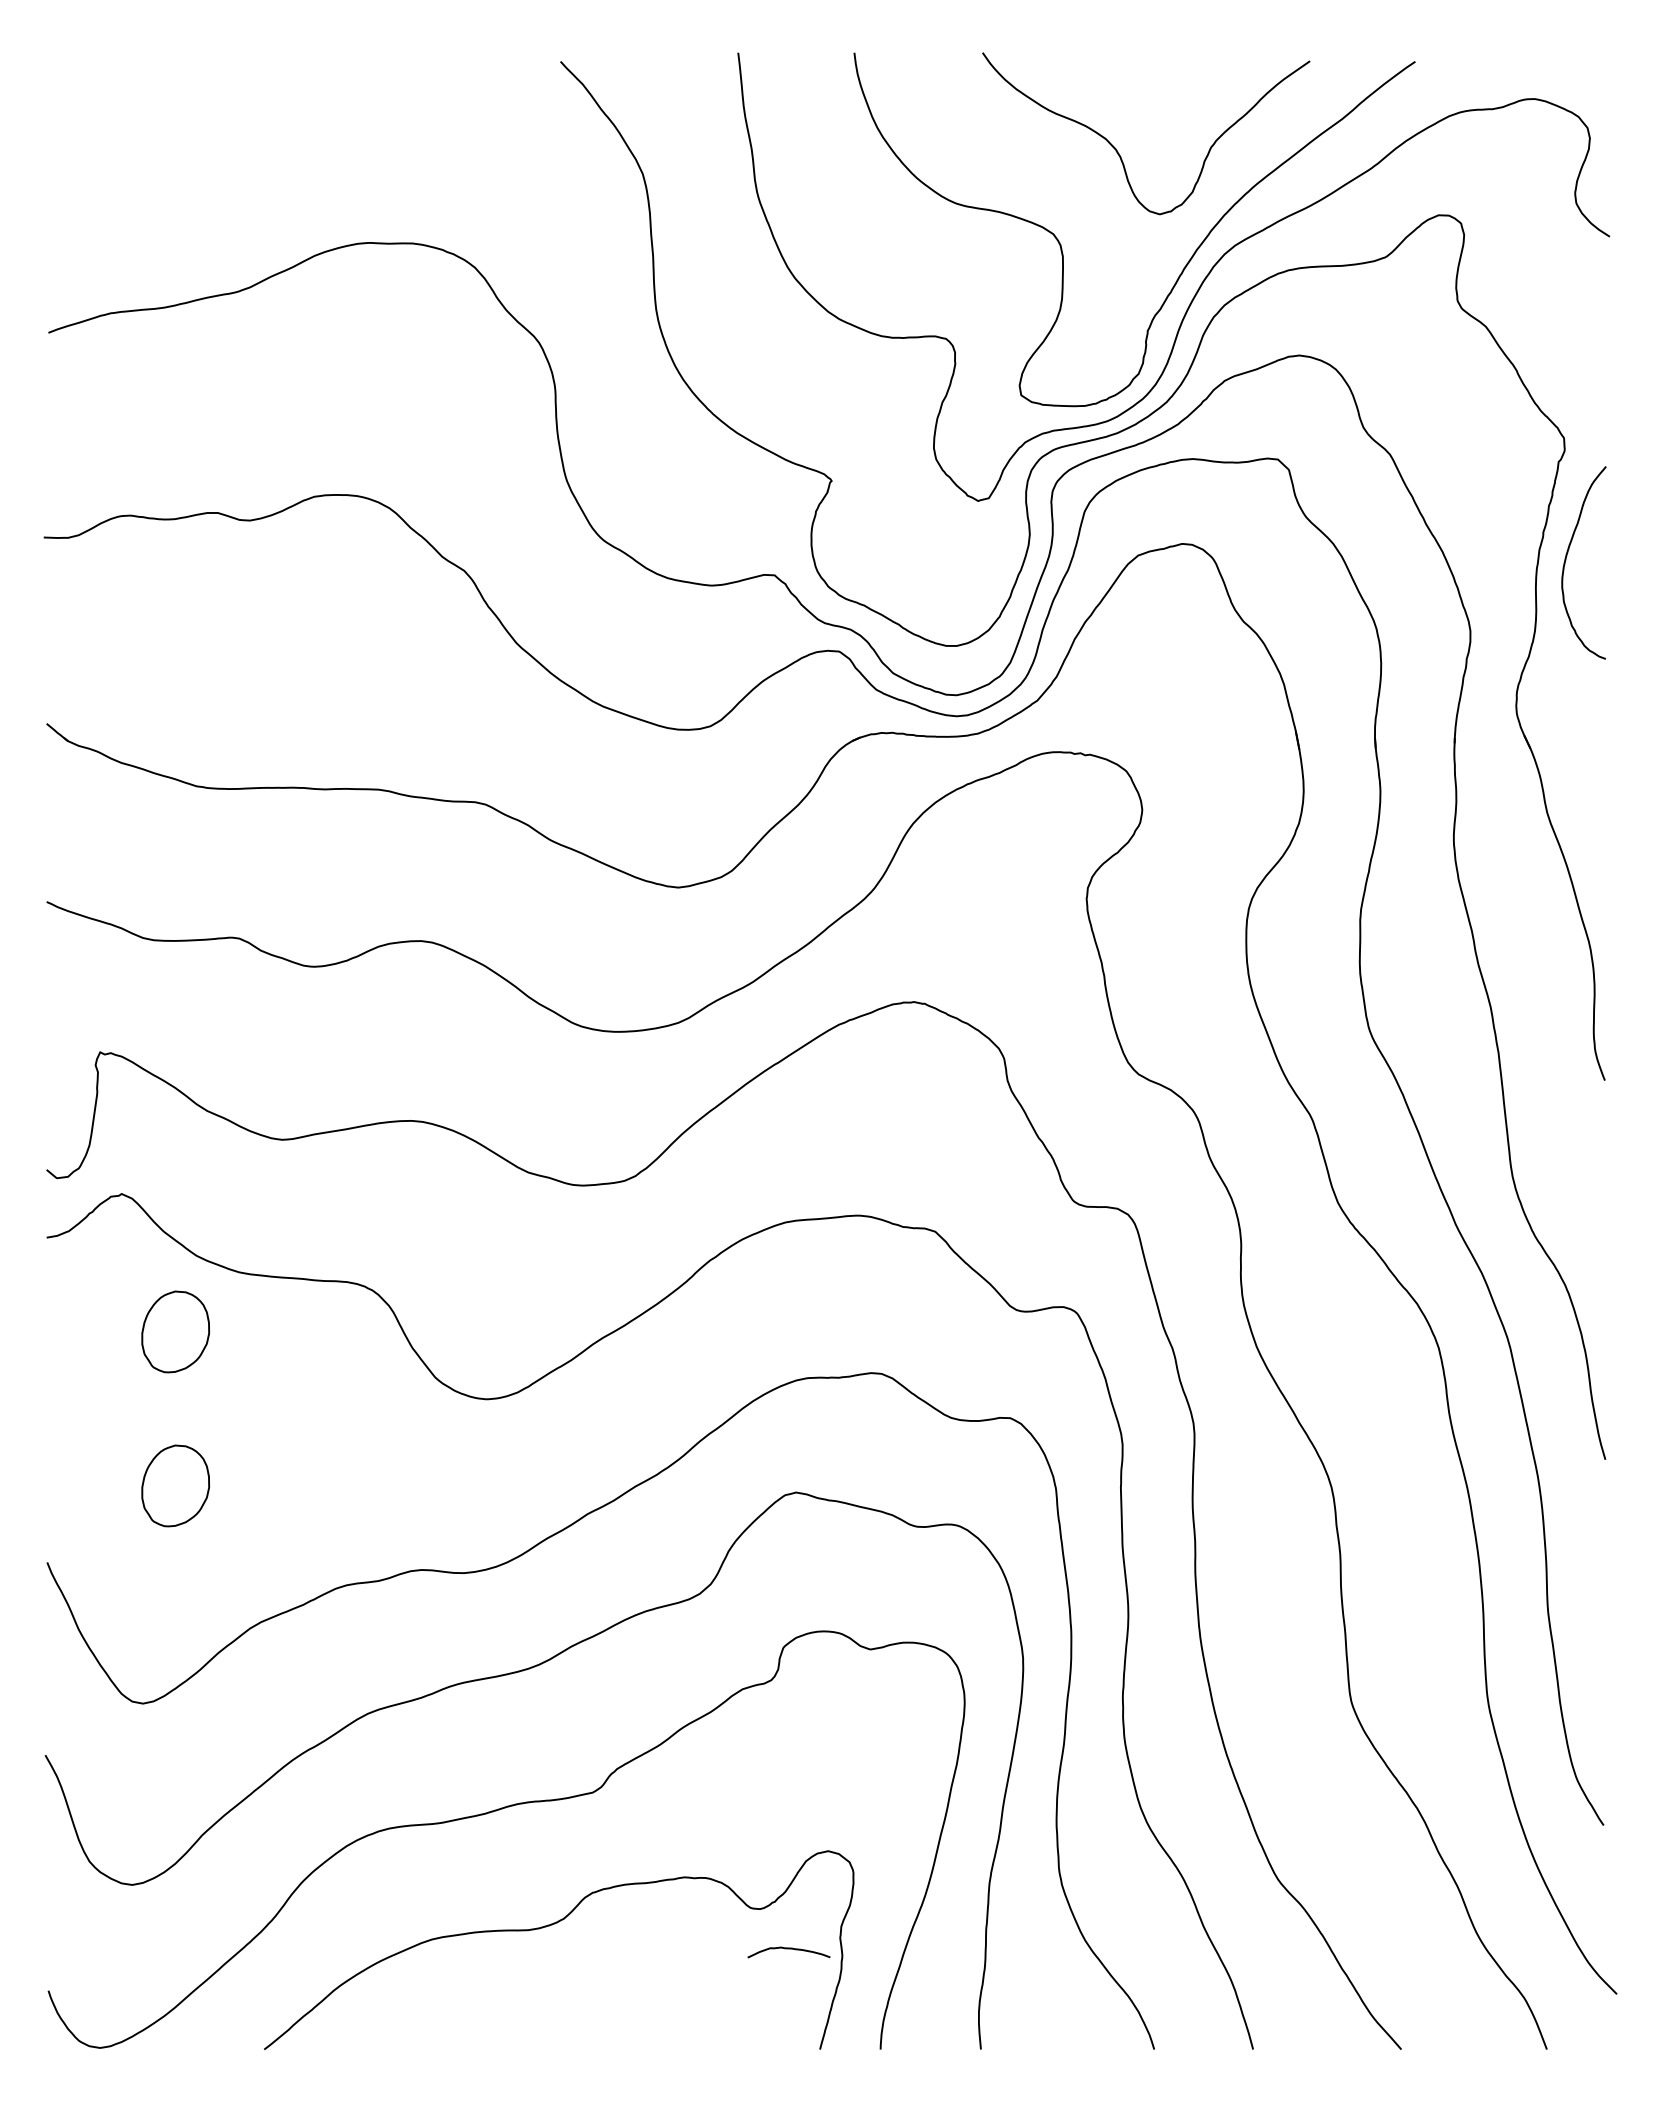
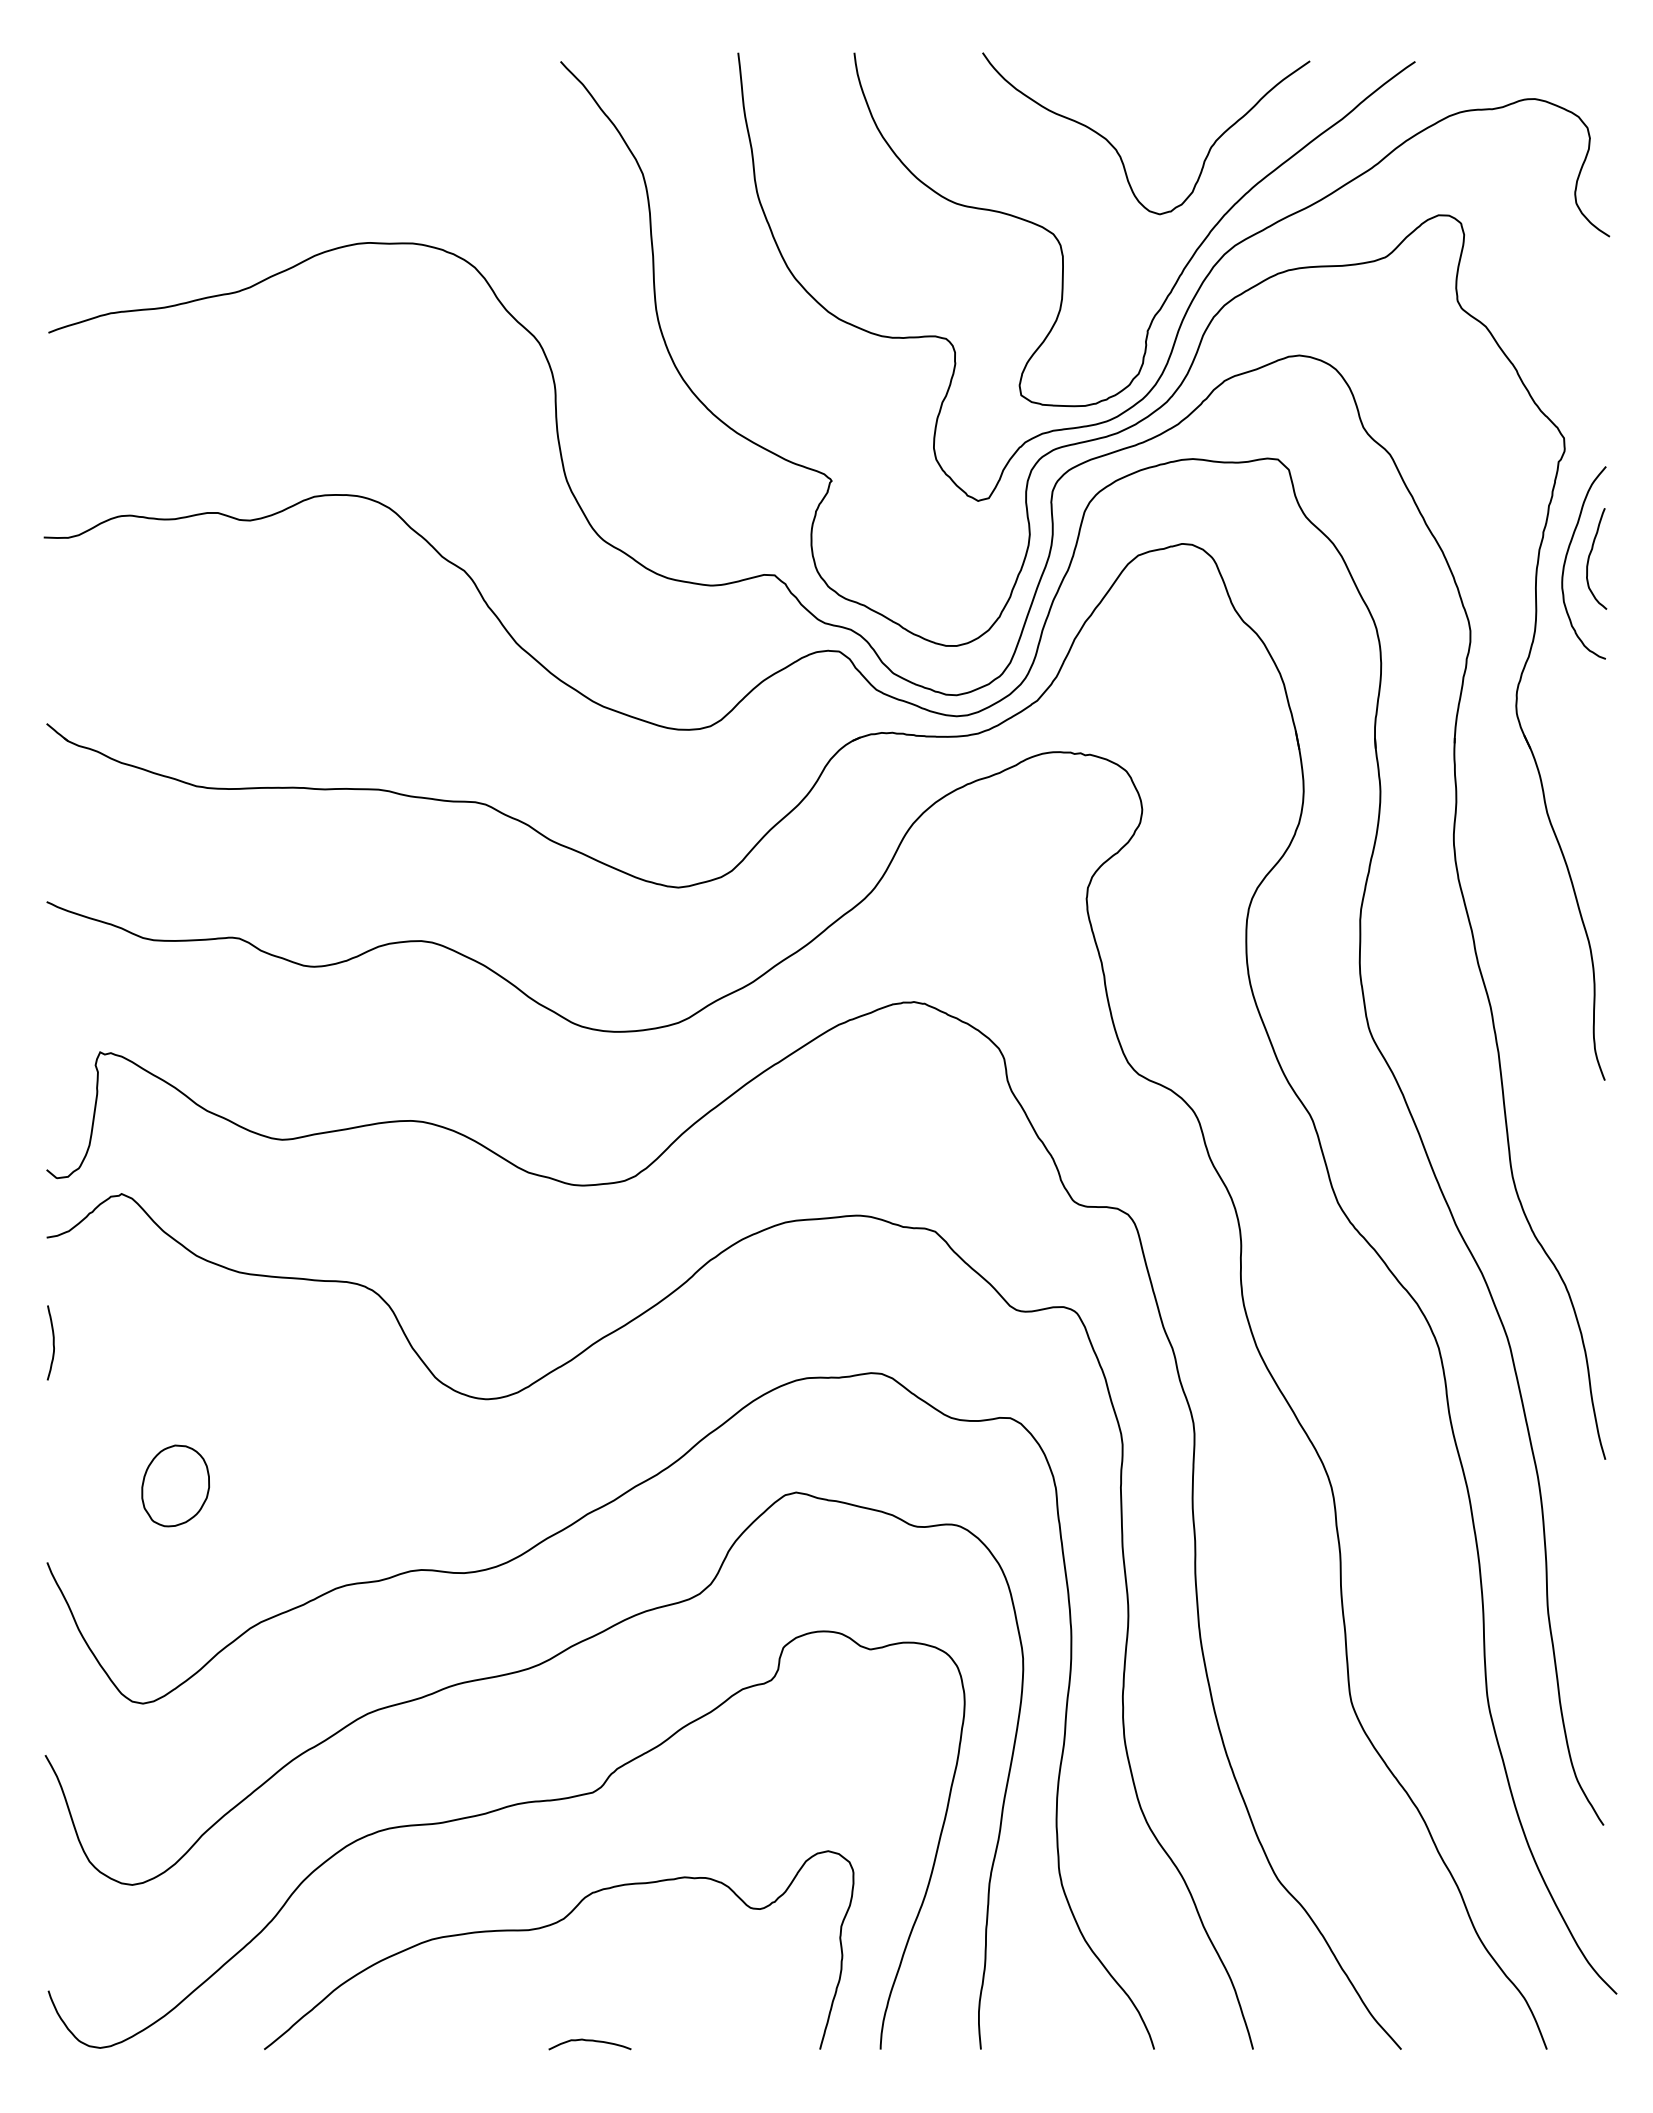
curve: none -> present (1590, 555)
part: present -> none (175, 1331)
curve: none -> present (52, 1342)
curve position: (788, 1949) -> (589, 2041) (589, 2041)
